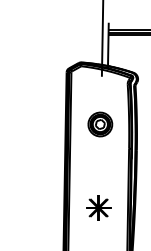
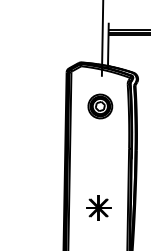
part position: (100, 124) -> (100, 106) (100, 106)
